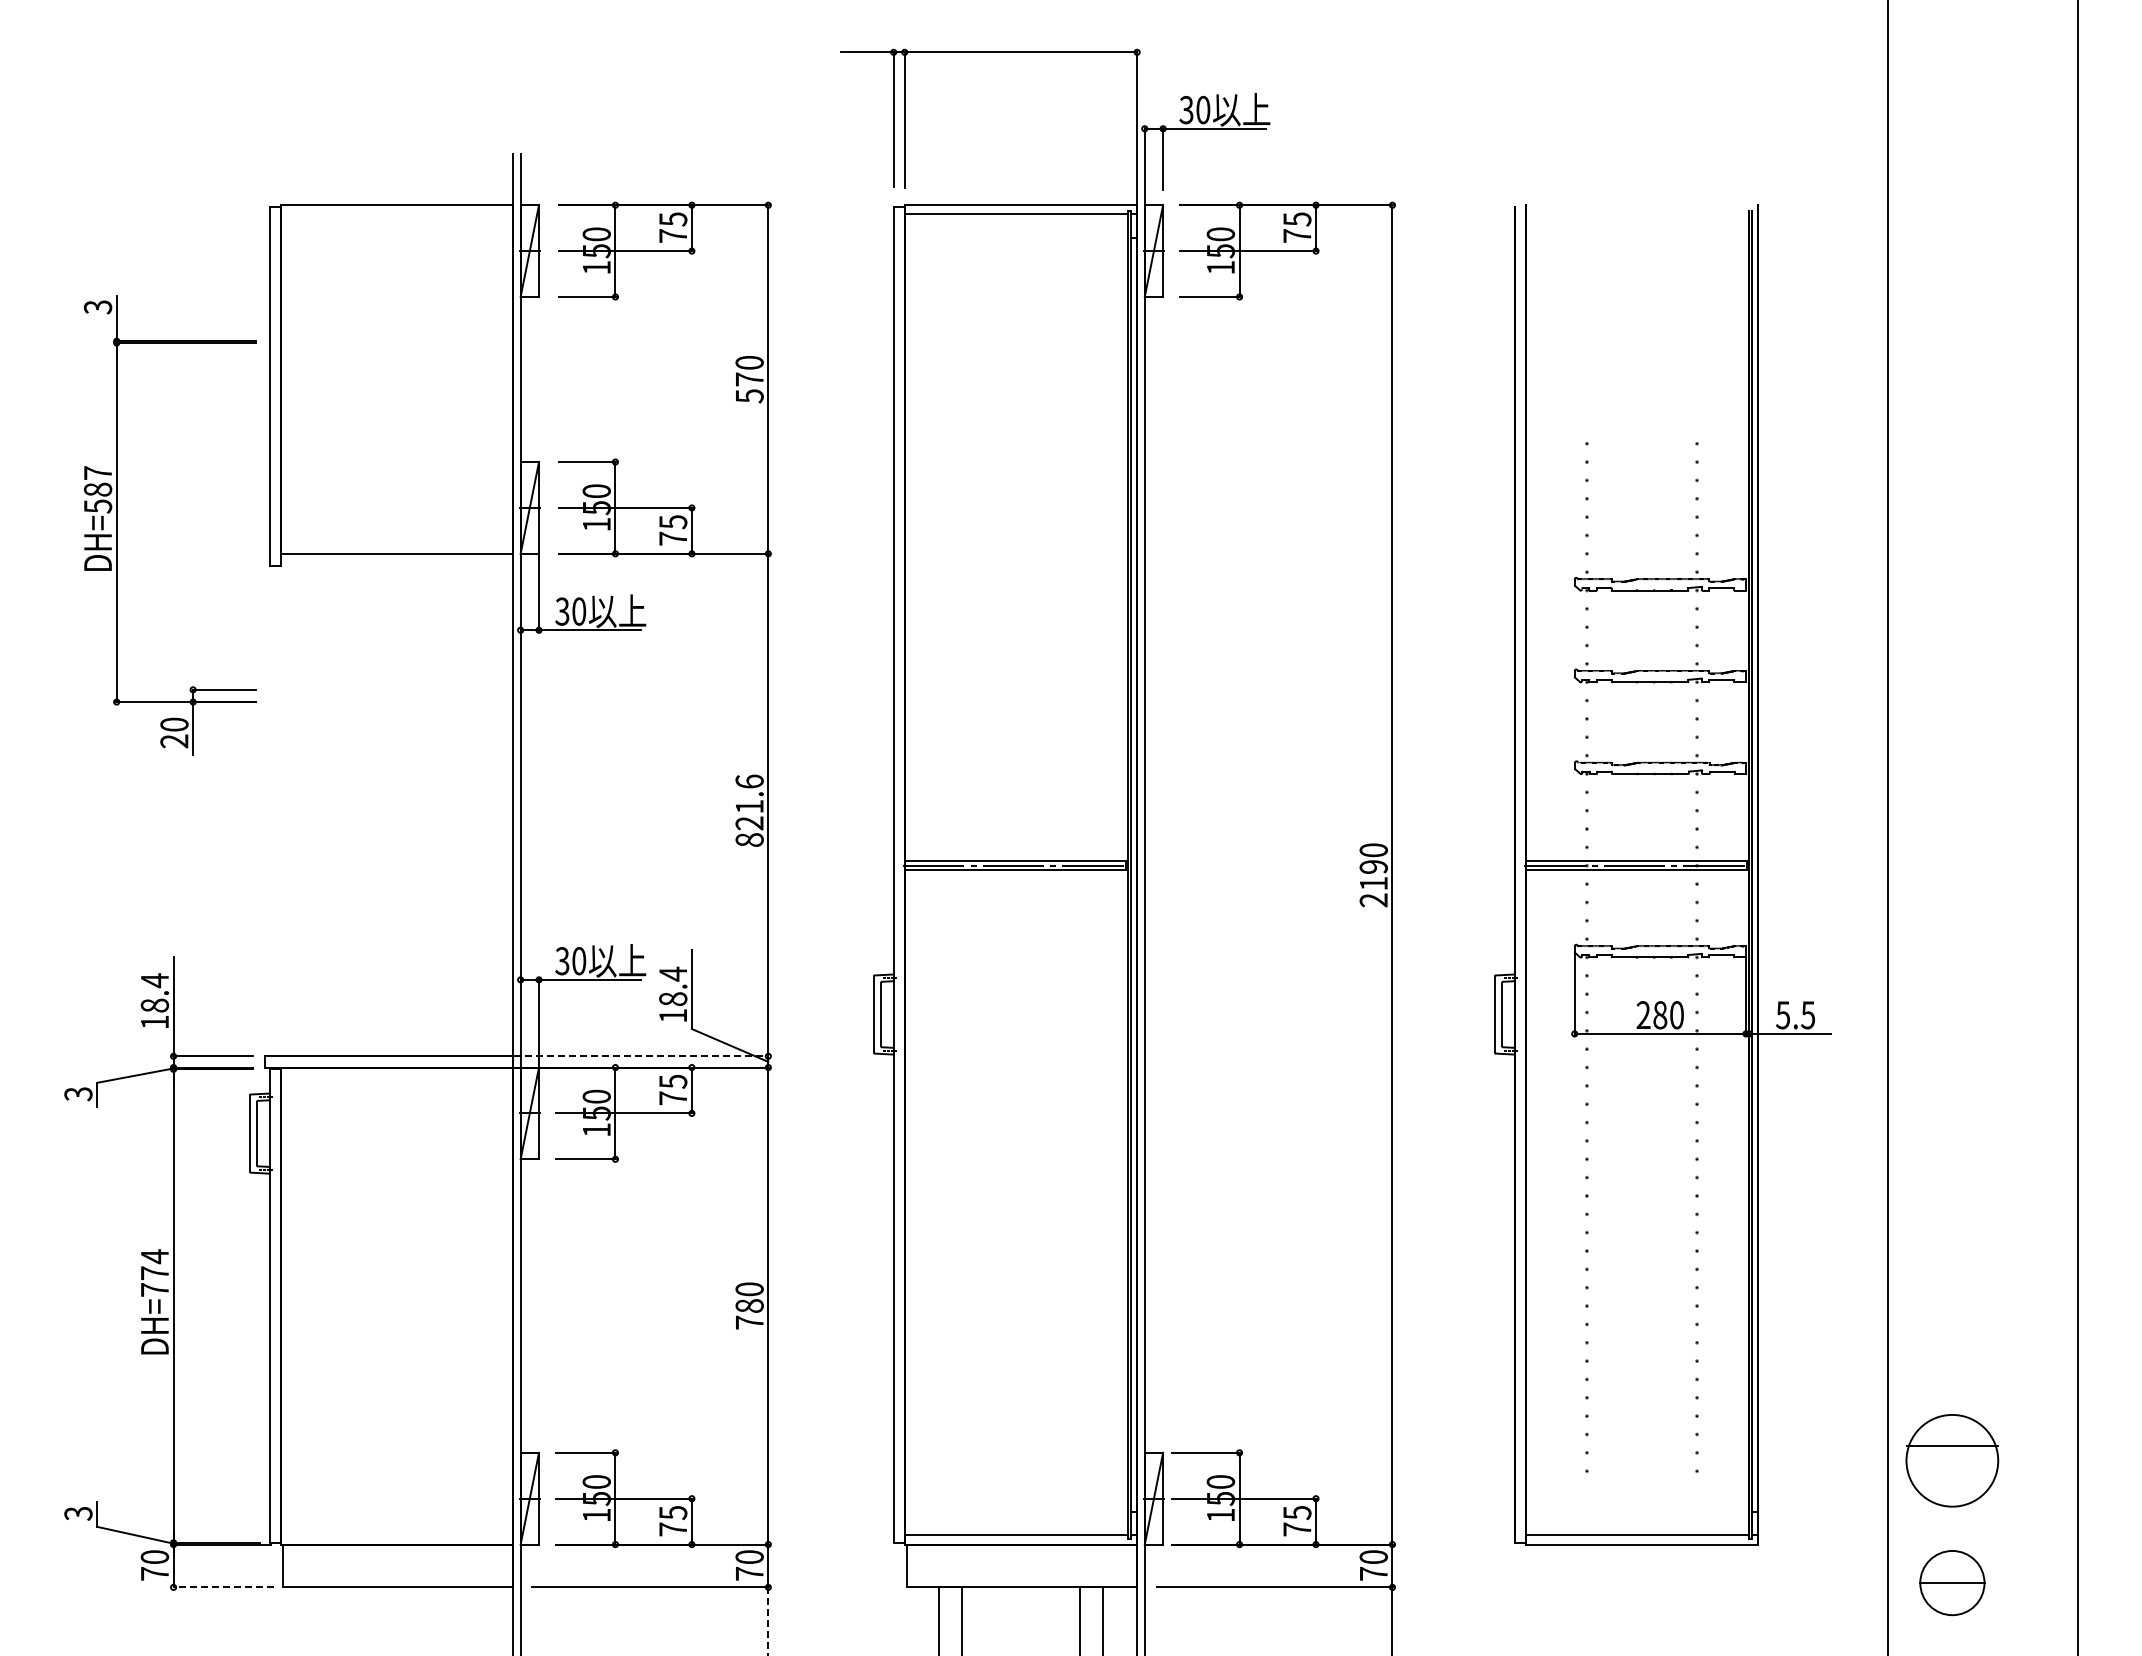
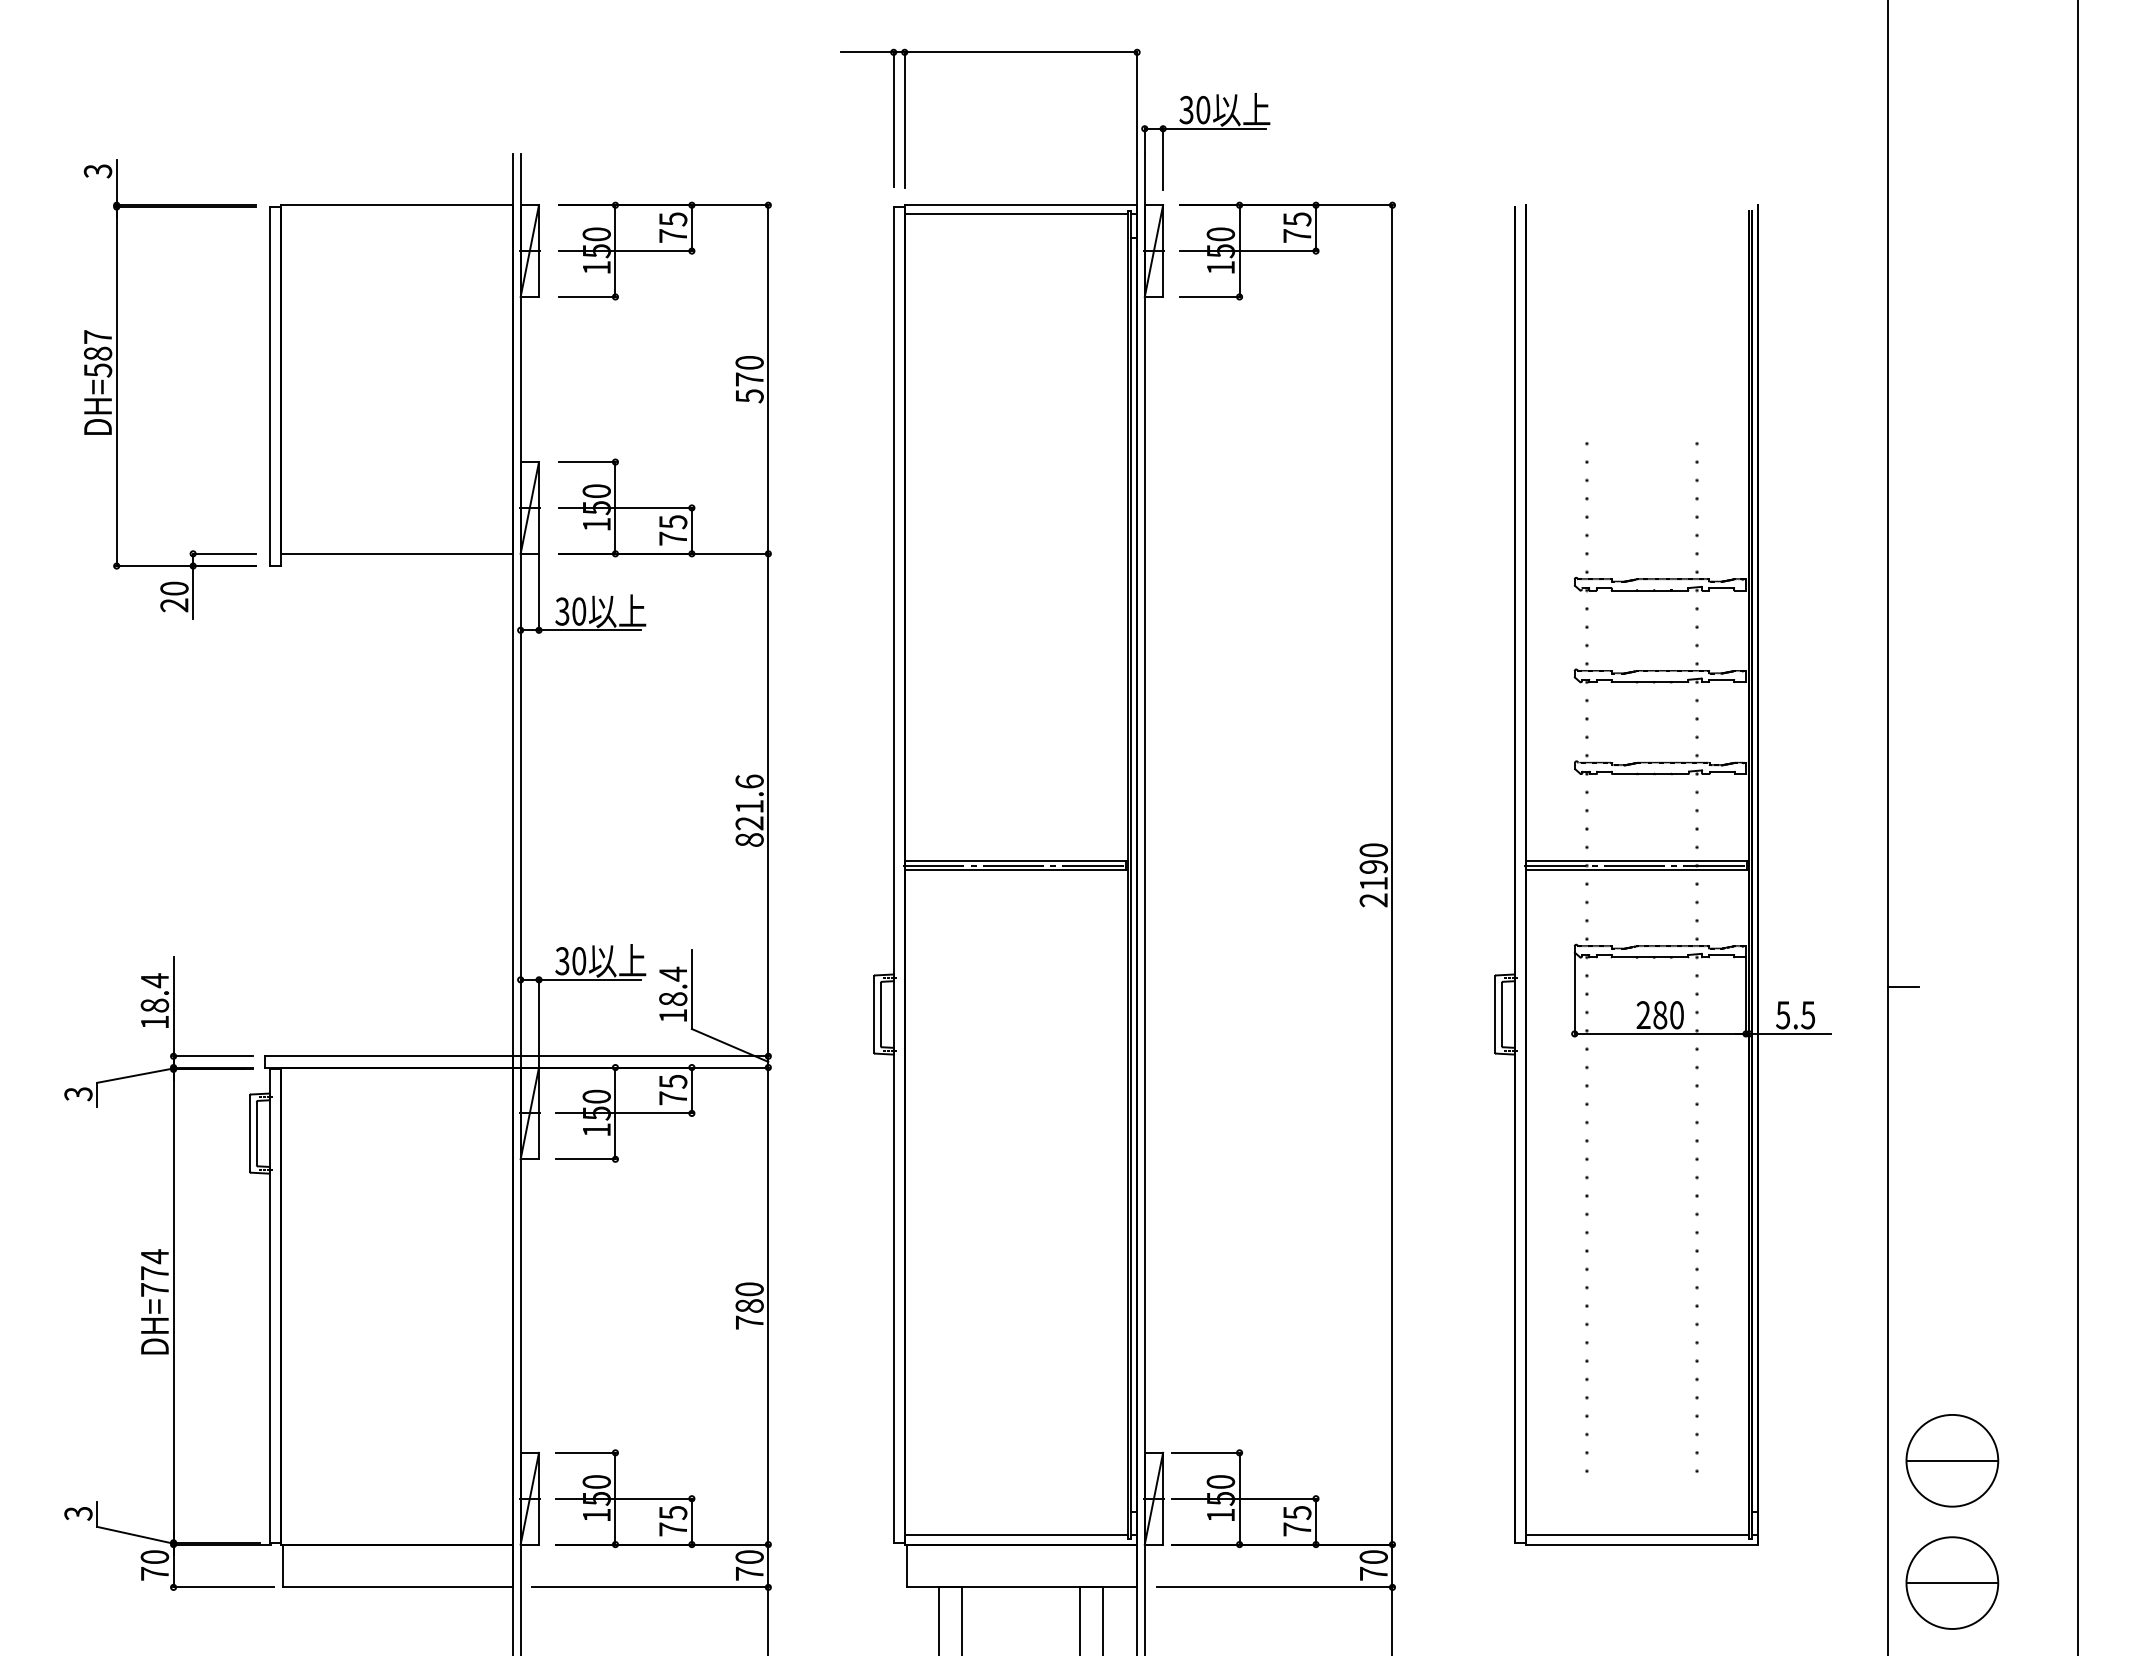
part position: (117, 525) -> (117, 389) (117, 389)
line: none -> present (1903, 986)
line: dashed -> solid (641, 1056)
line position: (1952, 1445) -> (1952, 1460) (1952, 1460)
part size: 67x67 px -> 95x94 px (1952, 1582)
line: dashed -> solid (222, 1587)
line: dashed -> solid (768, 1621)
